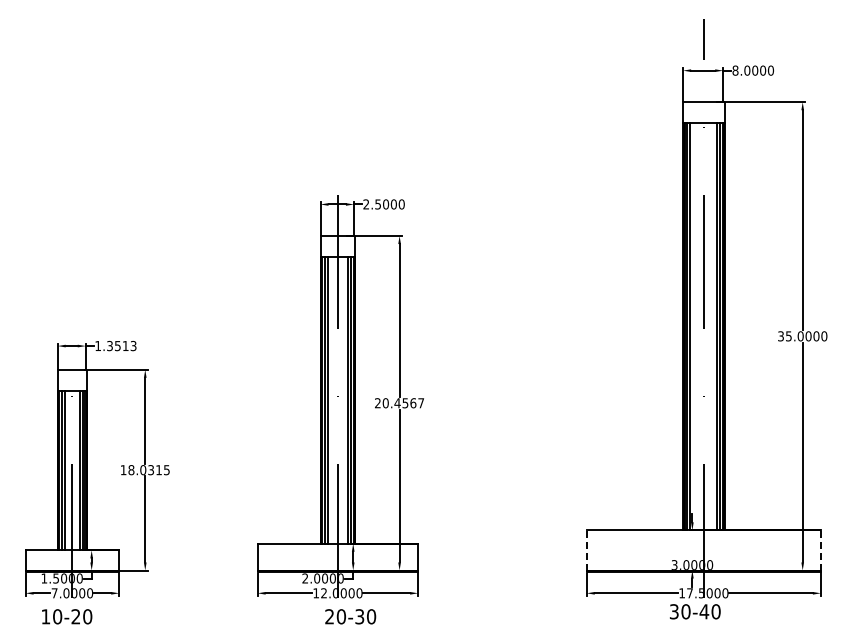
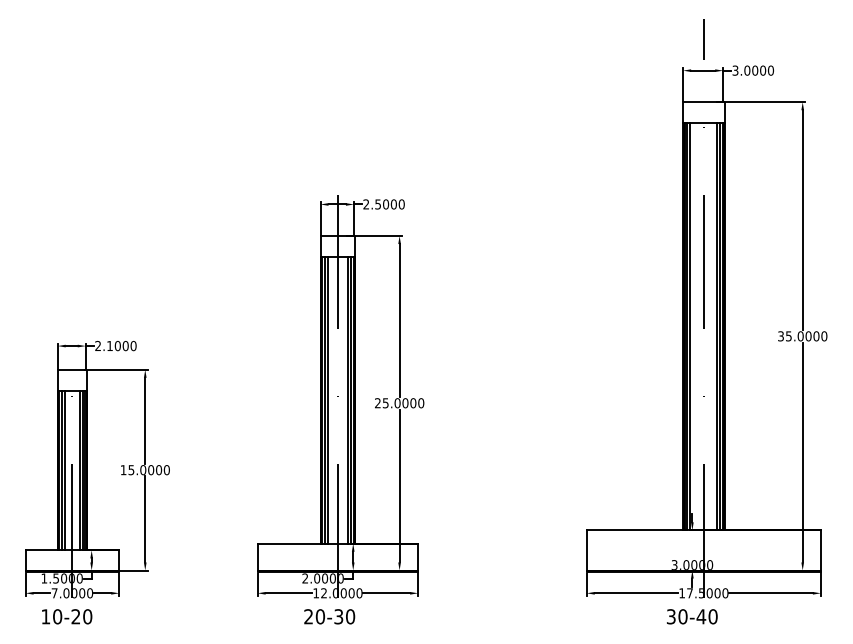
text: 8.0000 -> 3.0000 (735, 70)
text: 1.3513 -> 2.1000 (115, 345)
text: 20.4567 -> 25.0000 (403, 403)
text: 18.0315 -> 15.0000 (148, 470)
line: dashed -> solid (586, 549)
line: dashed -> solid (820, 549)
text position: (695, 611) -> (692, 616) (692, 616)
text position: (350, 616) -> (329, 616) (329, 616)
